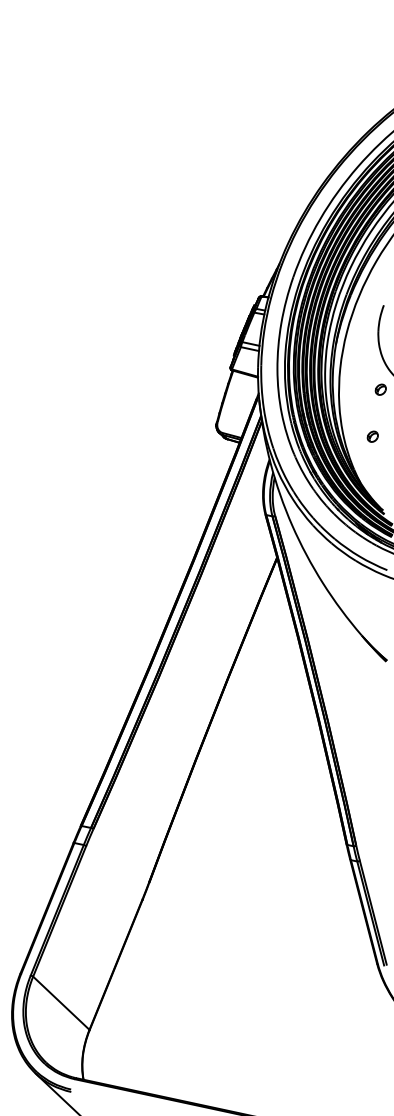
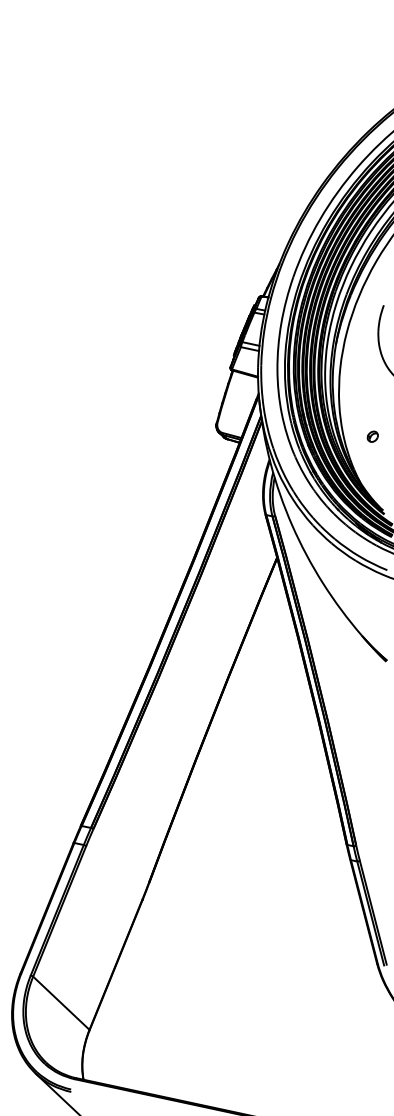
part: present -> none (380, 389)
